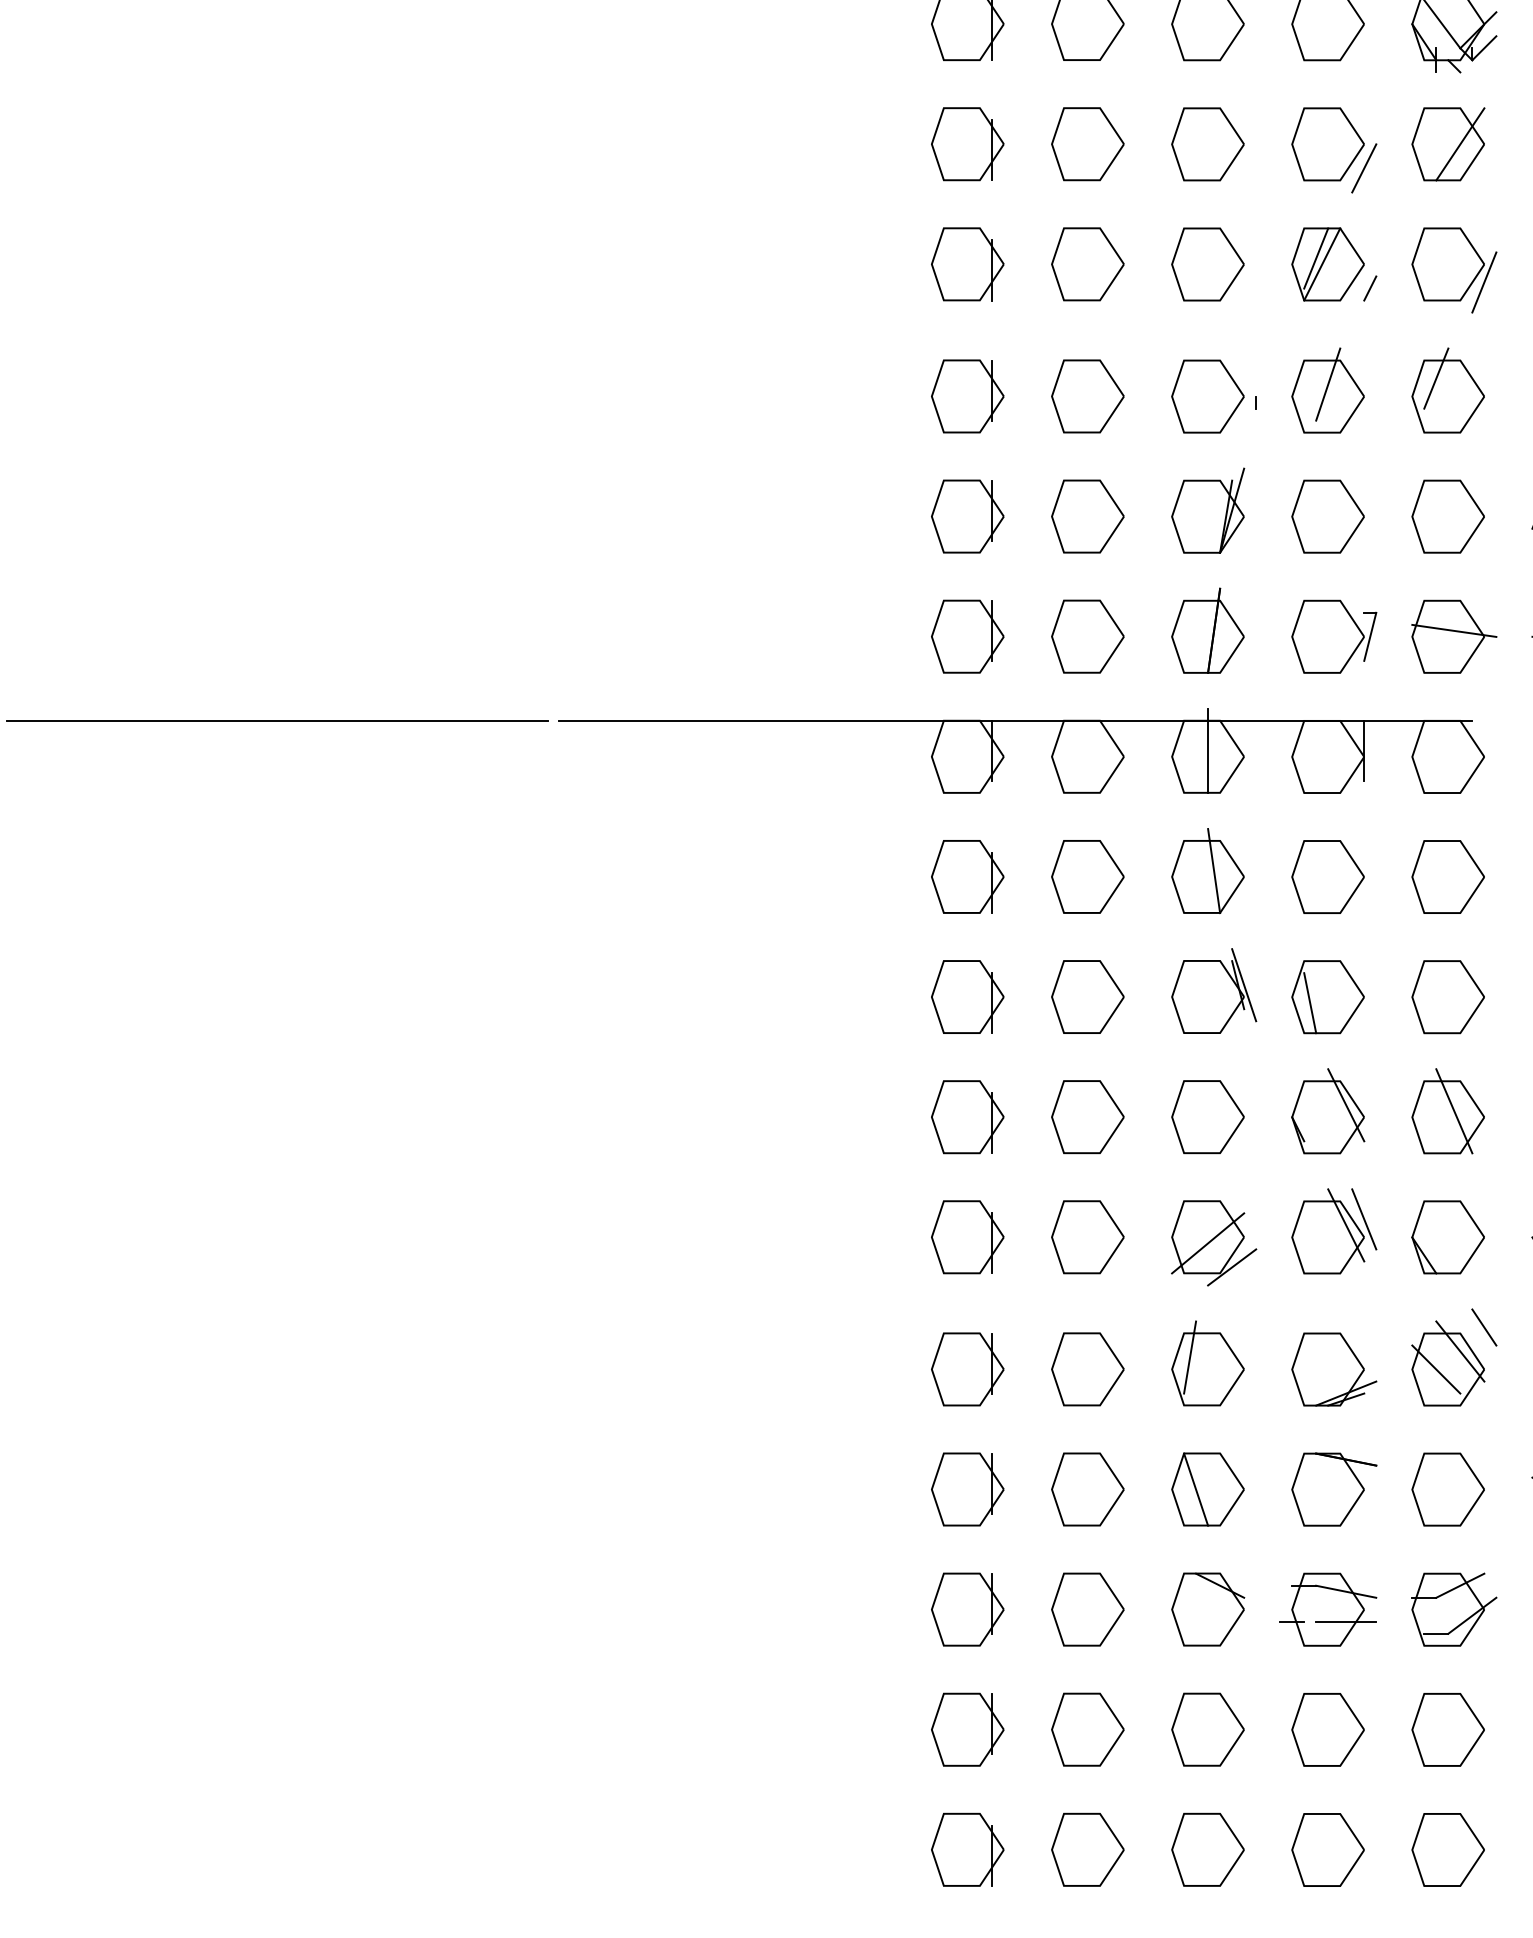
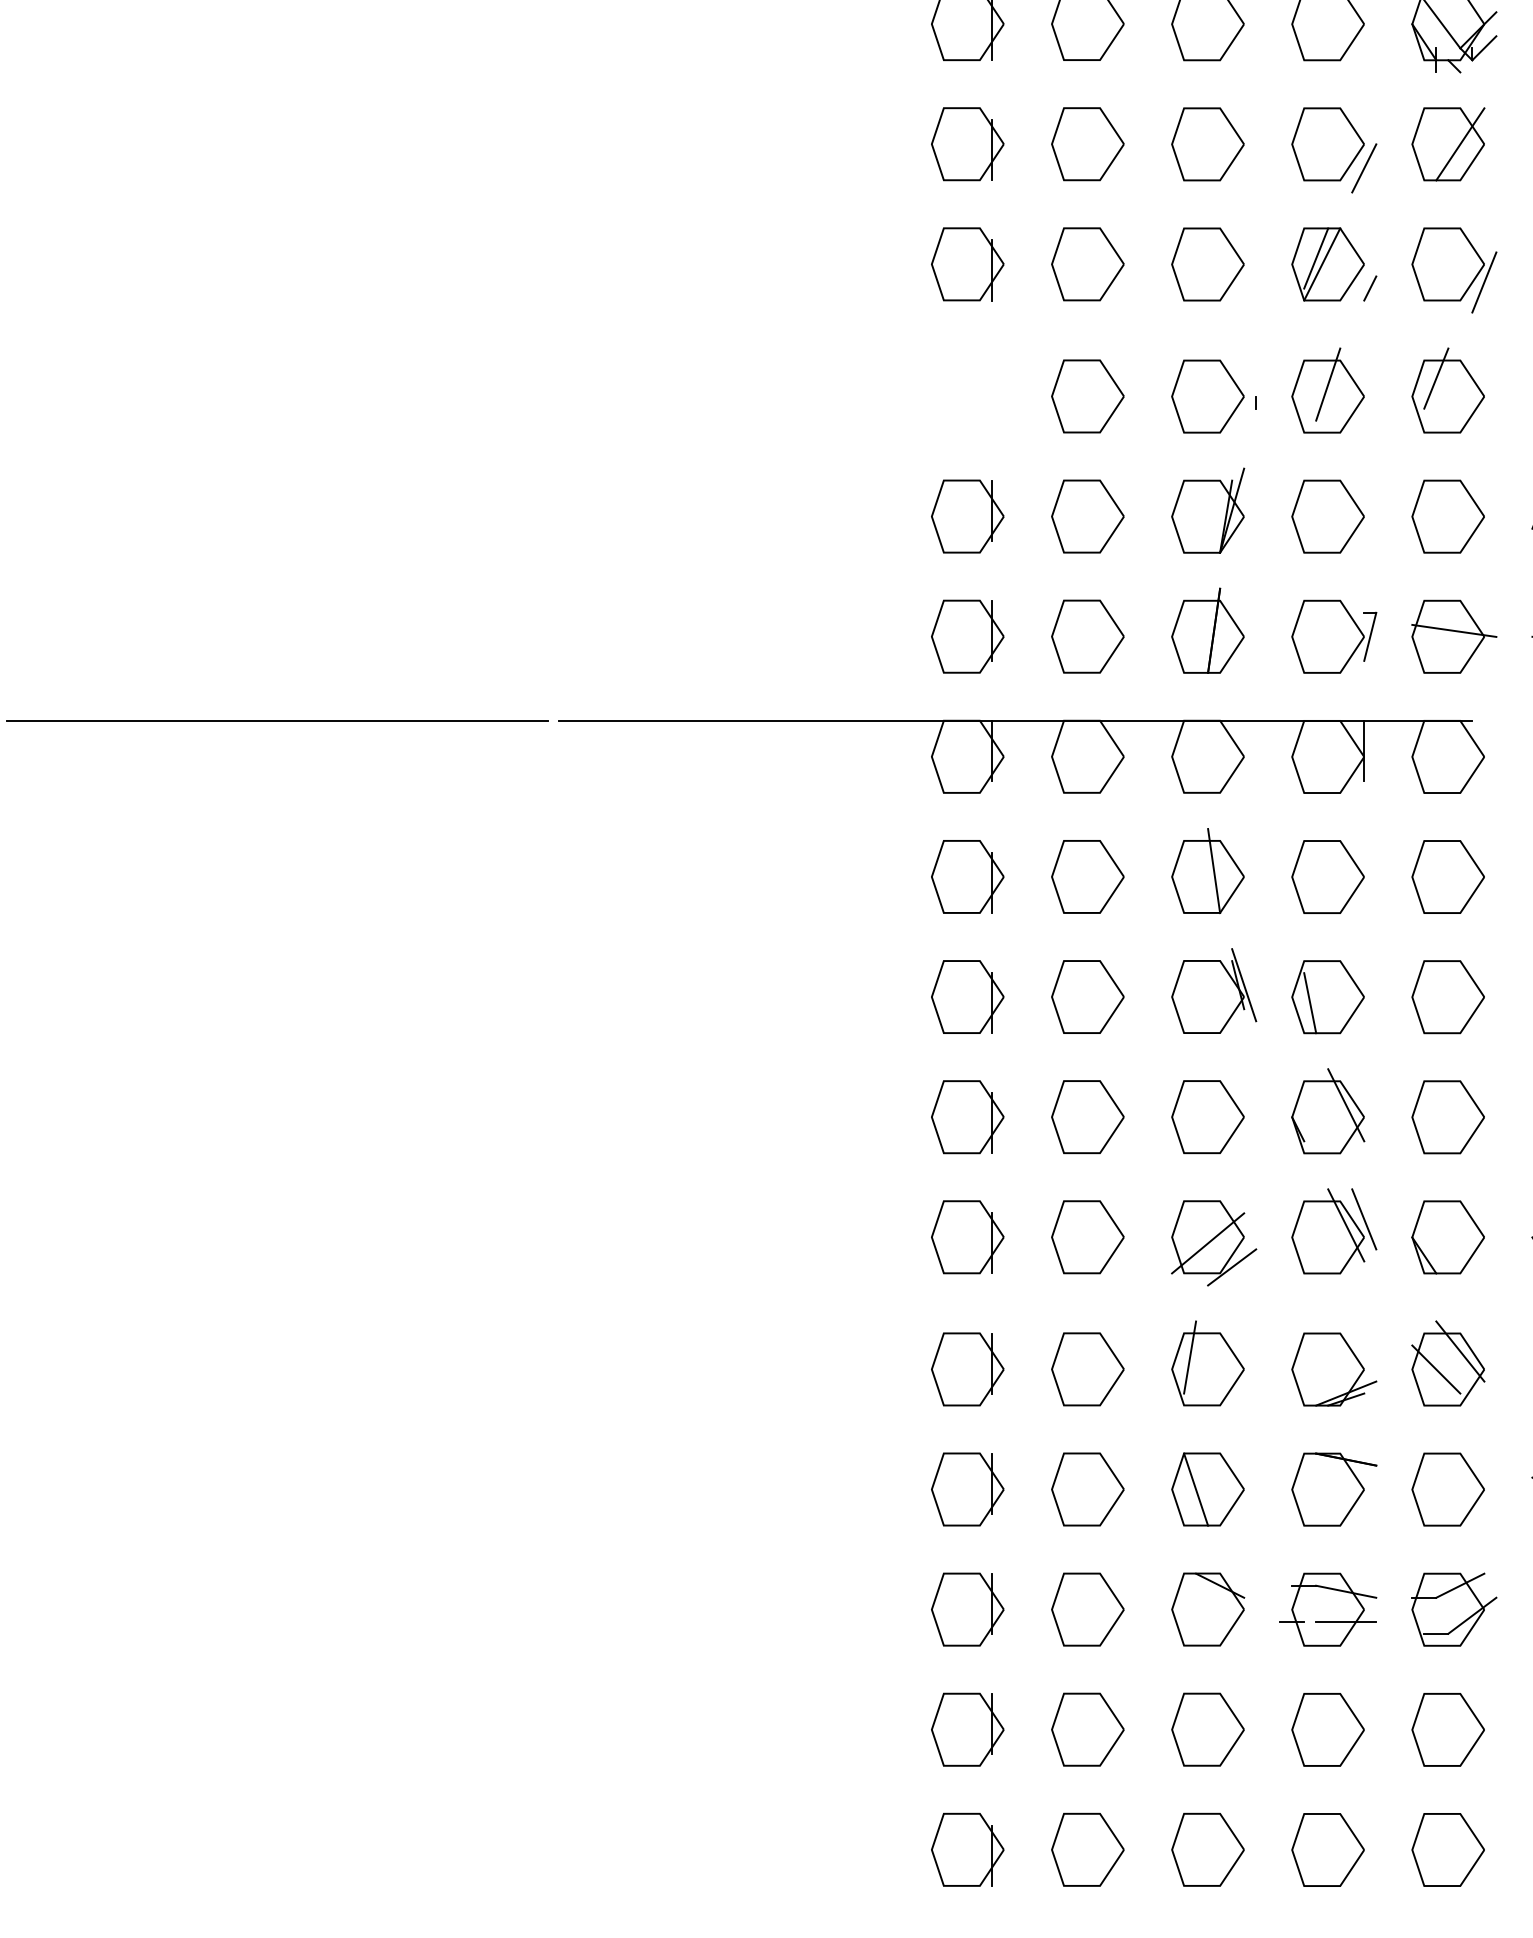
part: present -> none (967, 396)
line: present -> none (1208, 750)
line: present -> none (1454, 1111)
line: present -> none (1484, 1327)
